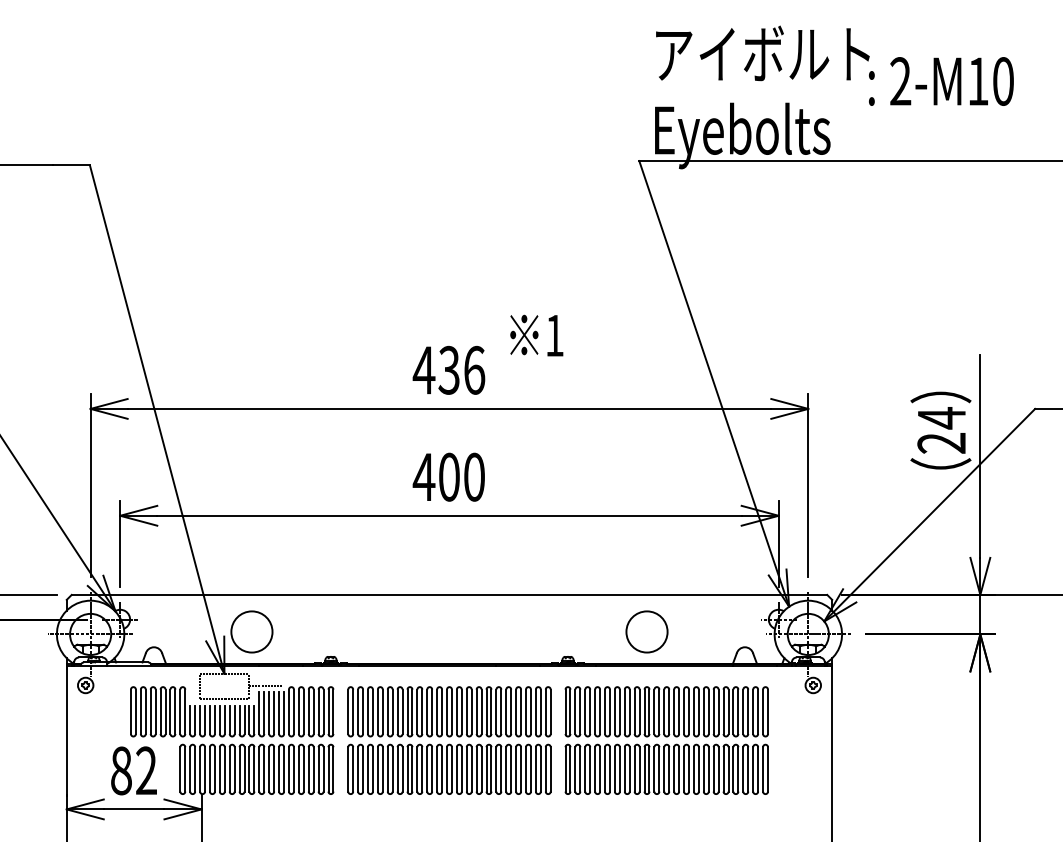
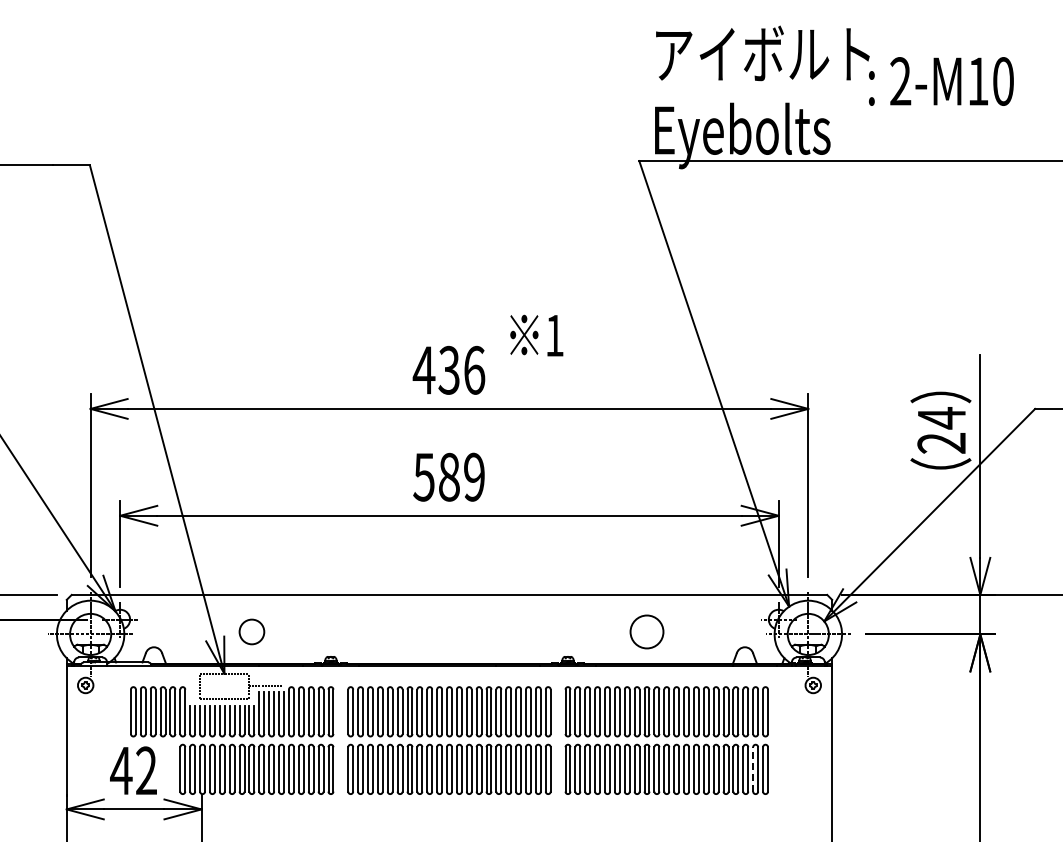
text: 400 -> 589 (448, 476)
circle diameter: 41 px -> 25 px (251, 631)
circle size: 44x44 px -> 36x36 px (646, 631)
line: solid -> dashed (753, 768)
text: 82 -> 42 (121, 770)
